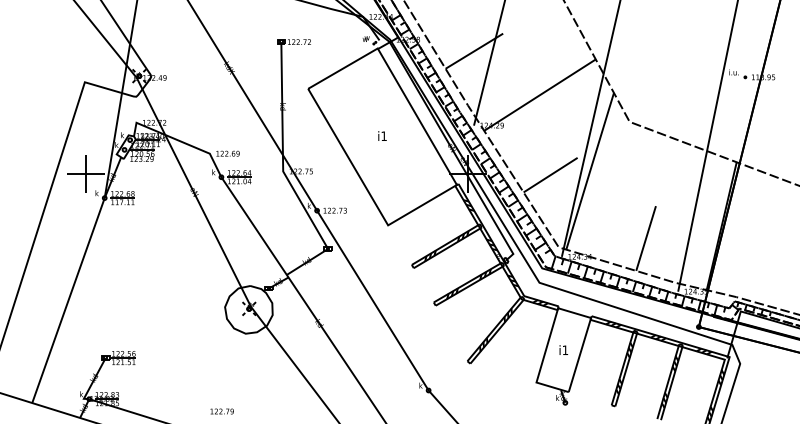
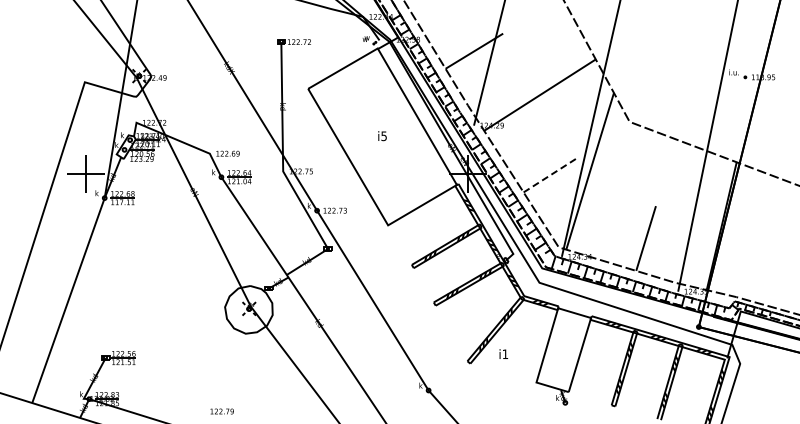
text: i1 -> i5 (383, 136)
line: solid -> dashed (551, 174)
text position: (563, 349) -> (503, 353) (503, 353)
